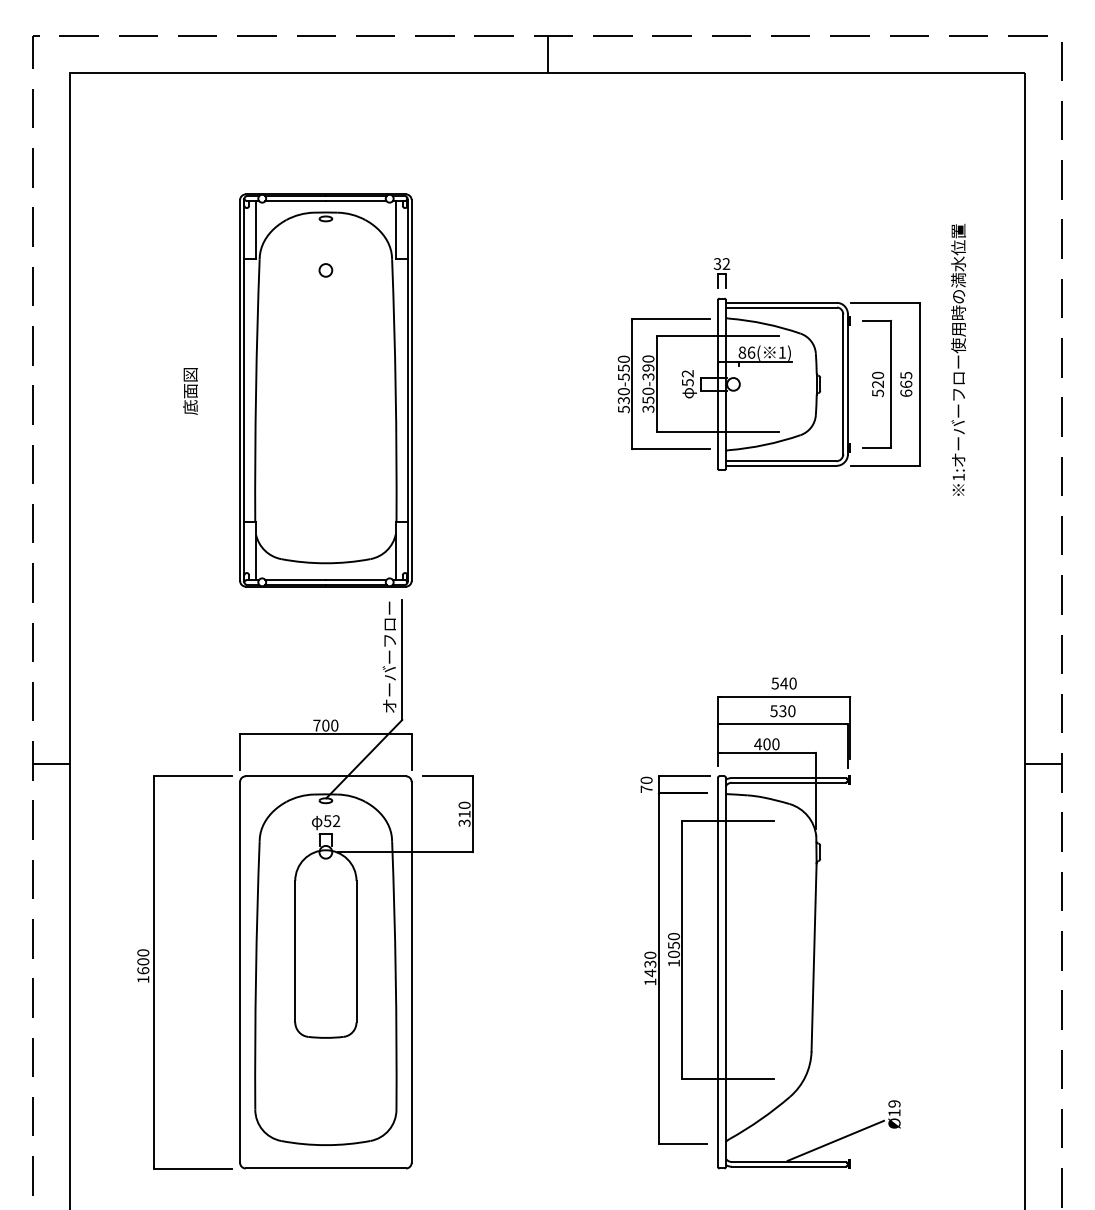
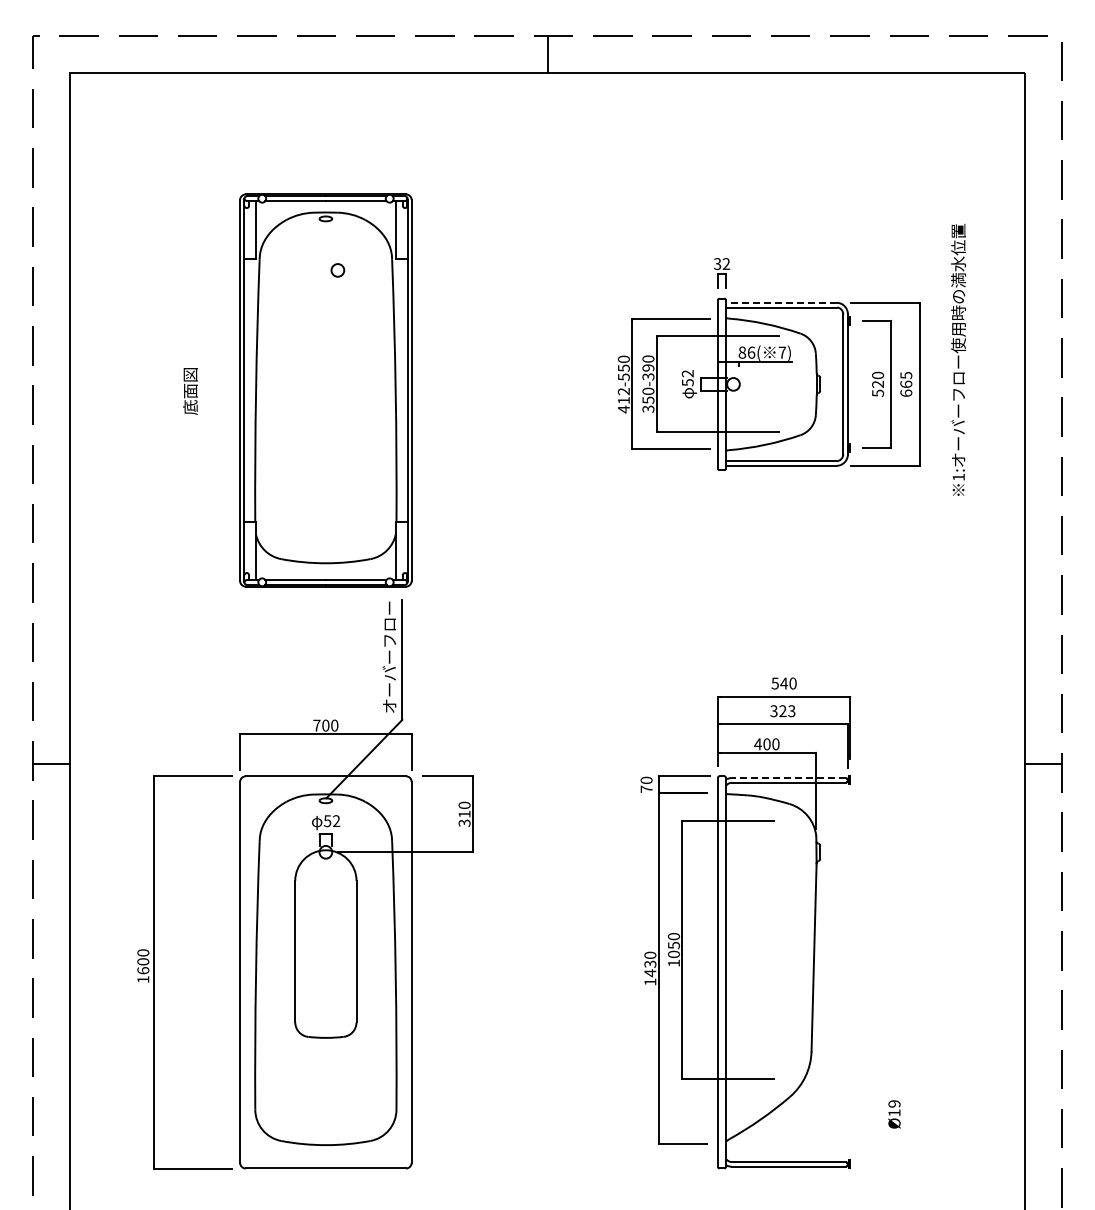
circle position: (325, 270) -> (337, 270) (337, 270)
line: solid -> dashed (781, 302)
text: 1) -> 7) (782, 352)
text: 530-550 -> 412-550 (623, 400)
text: 530 -> 323 (782, 711)
line: solid -> dashed (788, 778)
line: present -> none (835, 1140)
